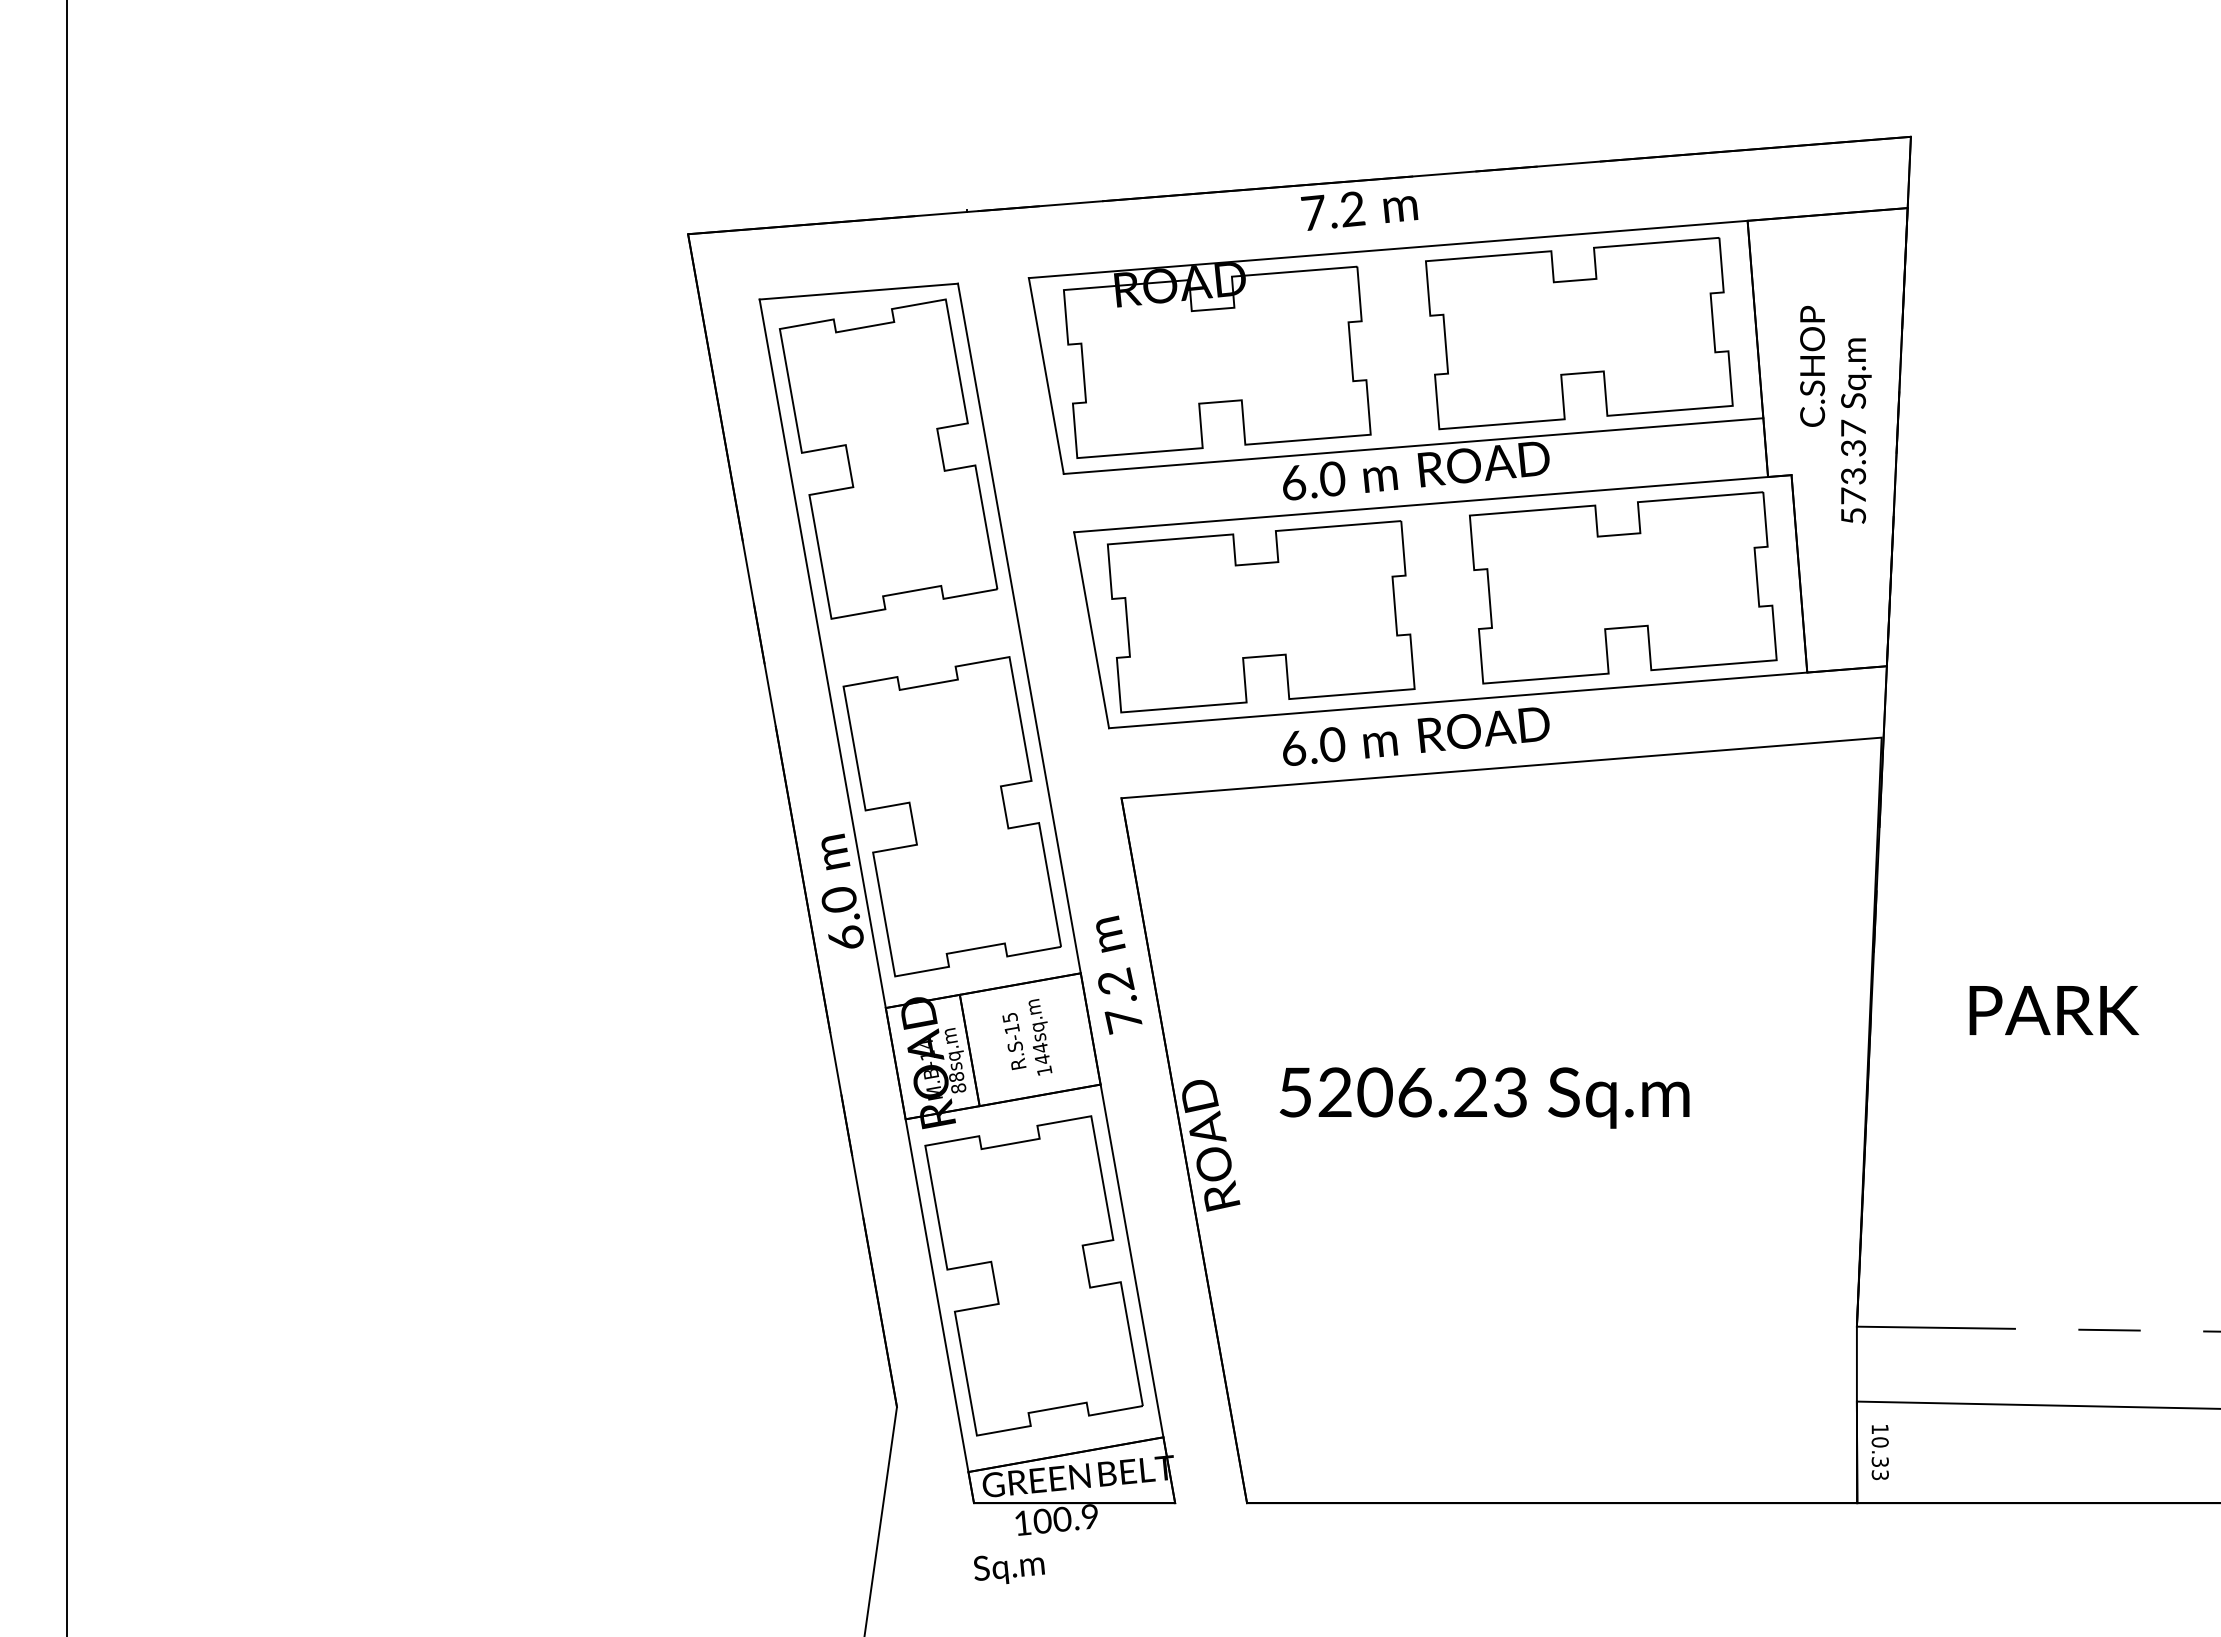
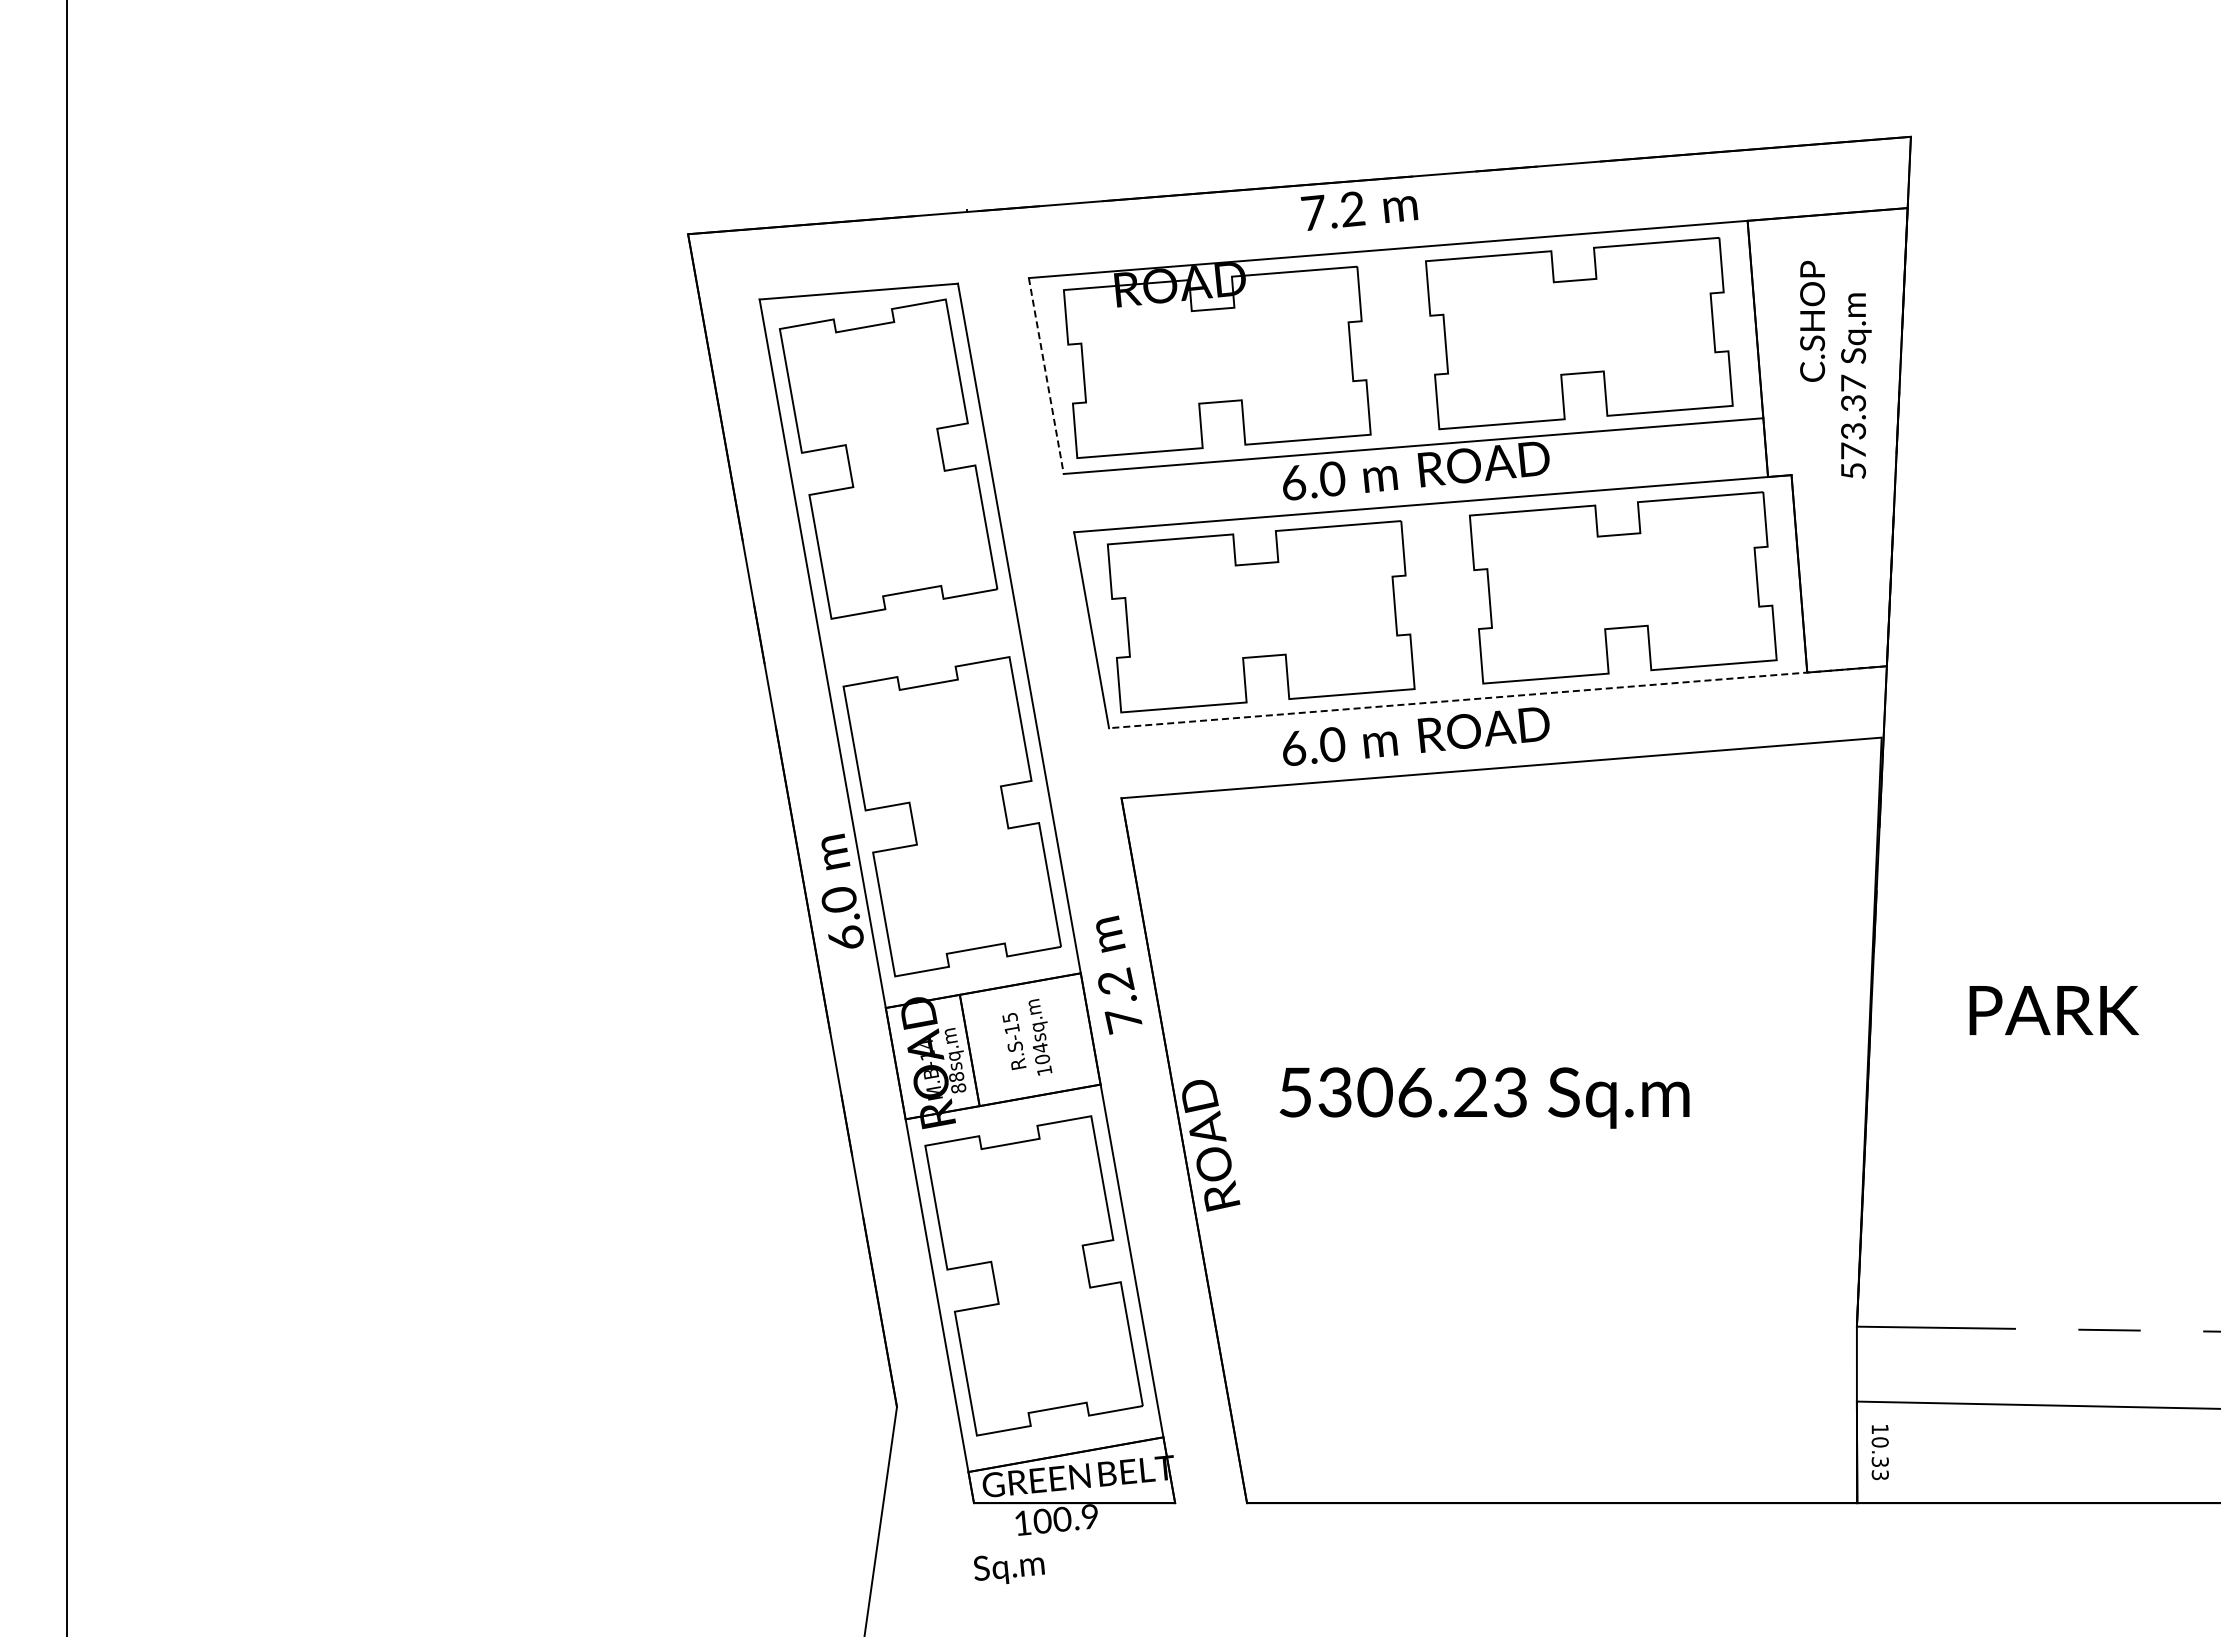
line: solid -> dashed (1046, 376)
text position: (1835, 414) -> (1835, 369) (1835, 369)
line: solid -> dashed (1497, 697)
text: 144sq.m -> 104sq.m (1042, 1059)
text: 5206.23 -> 5306.23 (1334, 1092)
